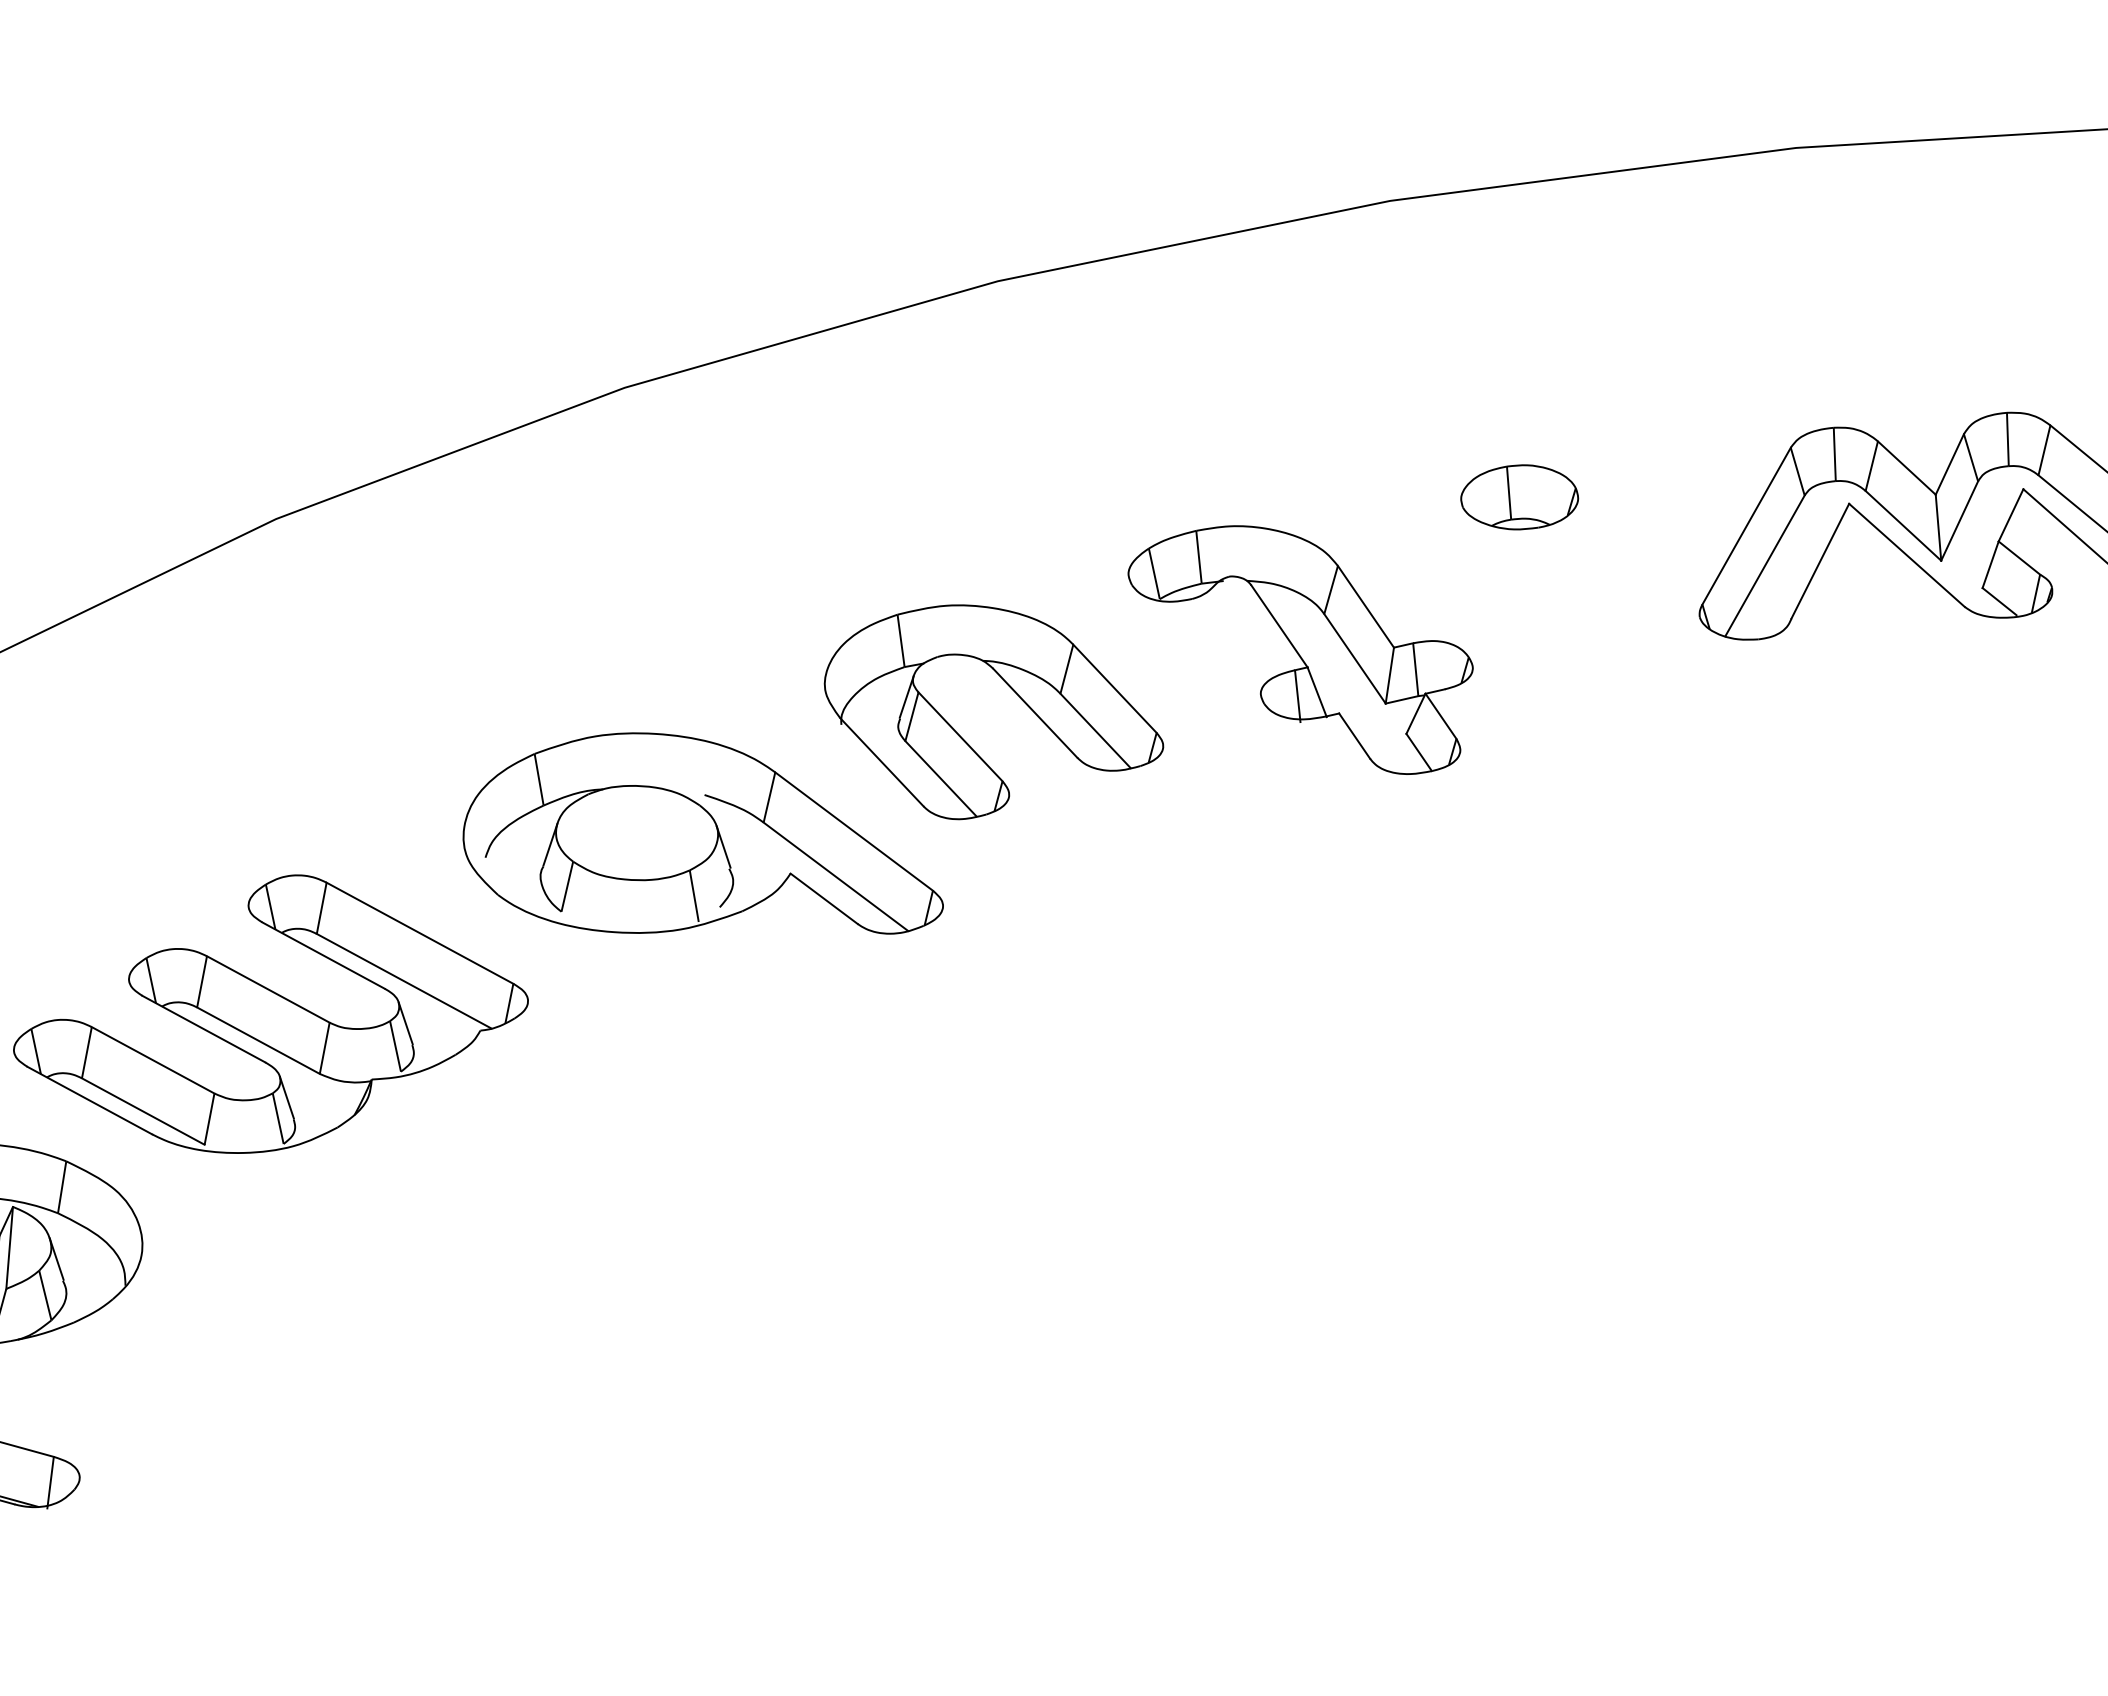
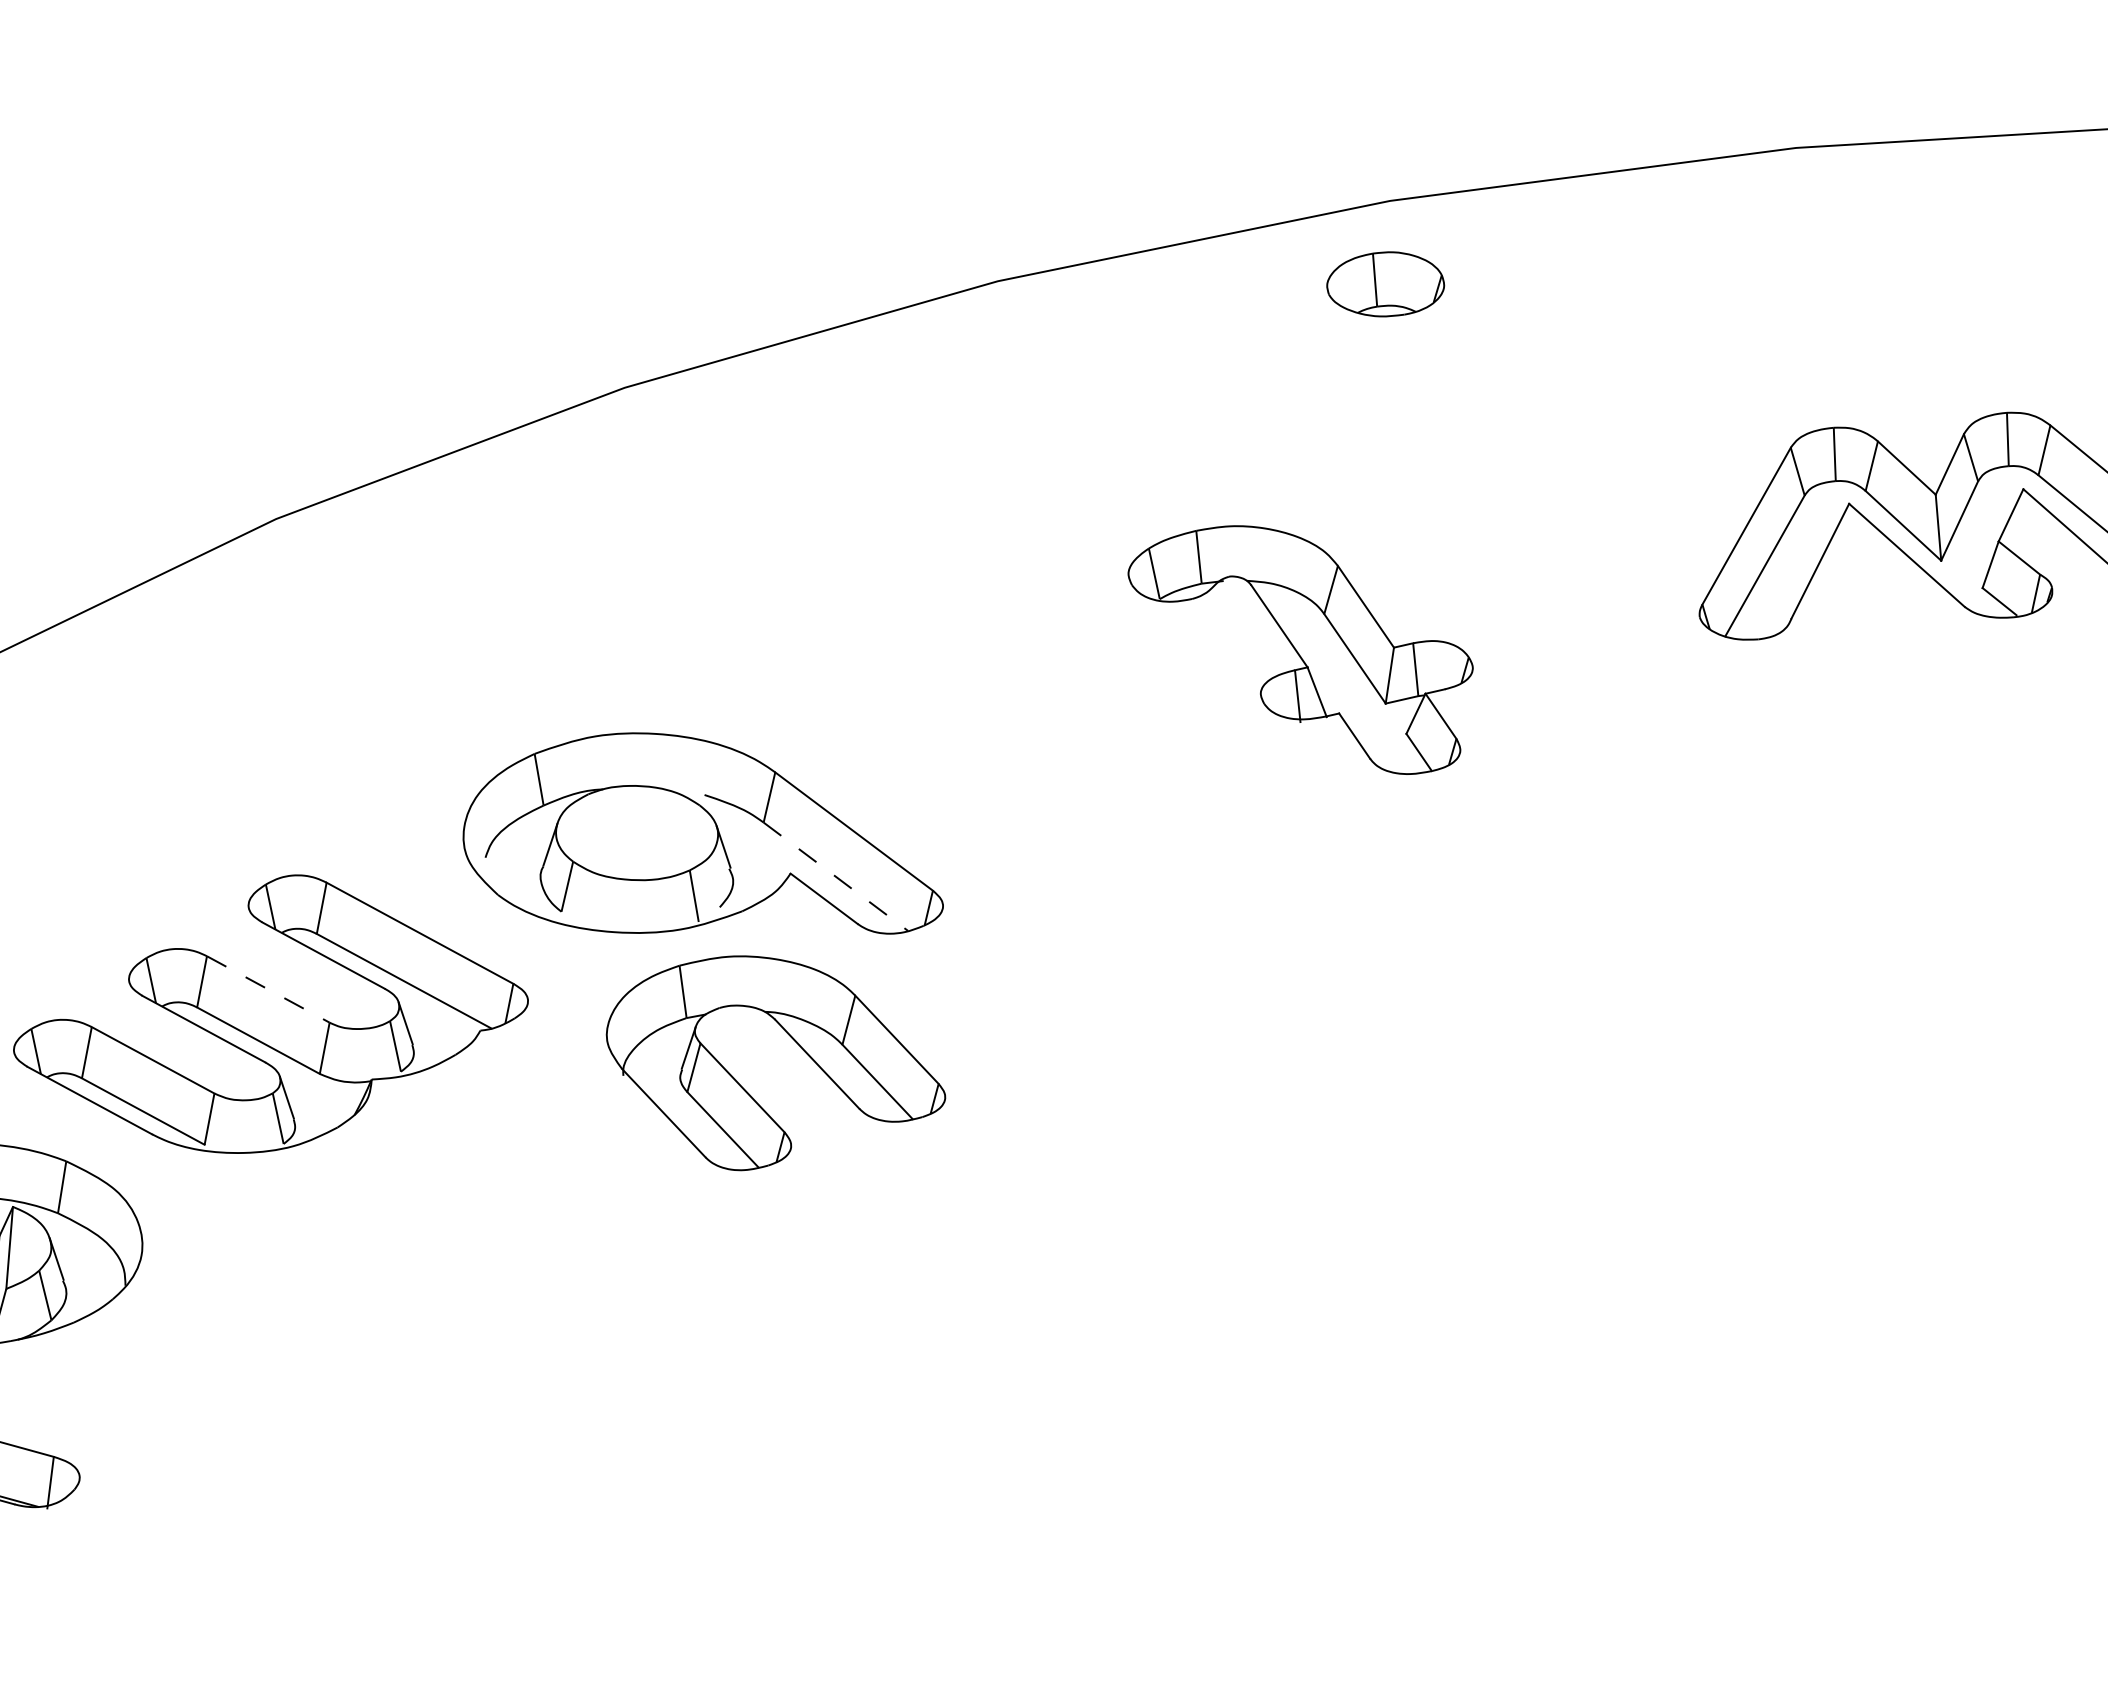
part position: (1519, 497) -> (1385, 284) (1385, 284)
part position: (1013, 691) -> (795, 1042) (795, 1042)
line: solid -> dashed (836, 877)
line: solid -> dashed (268, 989)
